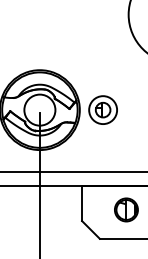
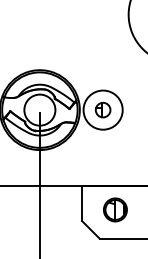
circle diameter: 28 px -> 39 px (102, 109)
line: present -> none (73, 172)
part position: (126, 209) -> (115, 209) (115, 209)
